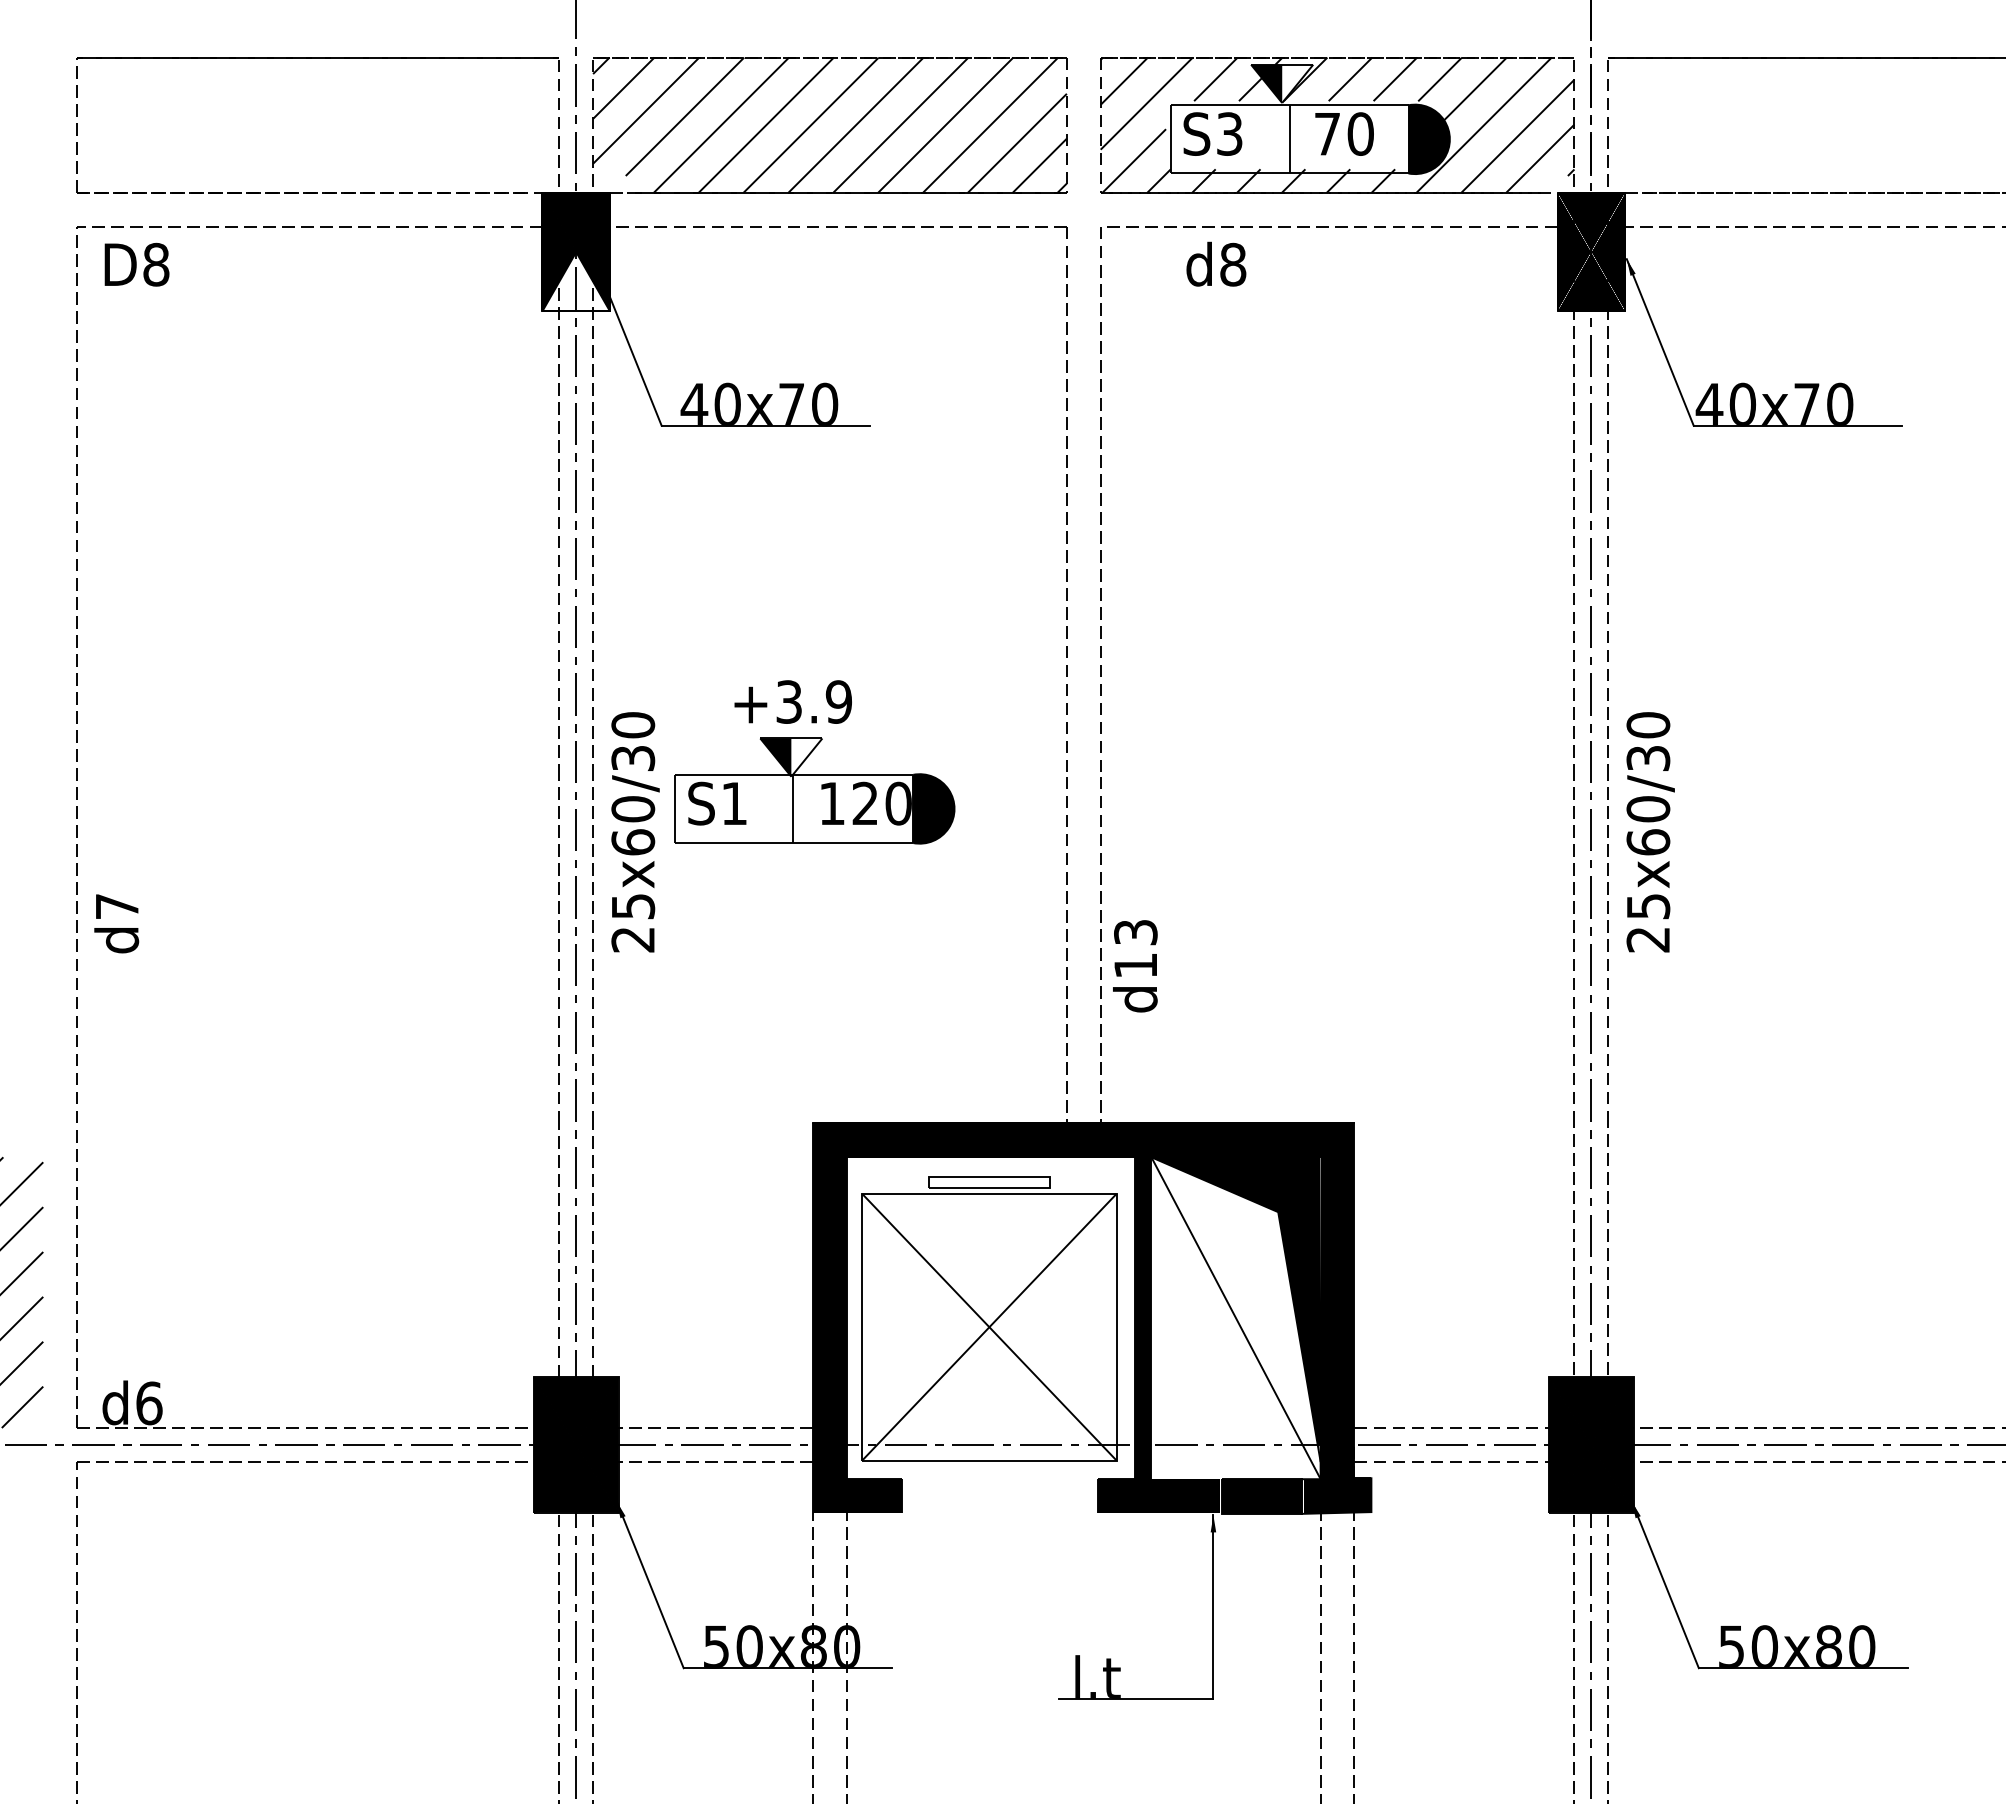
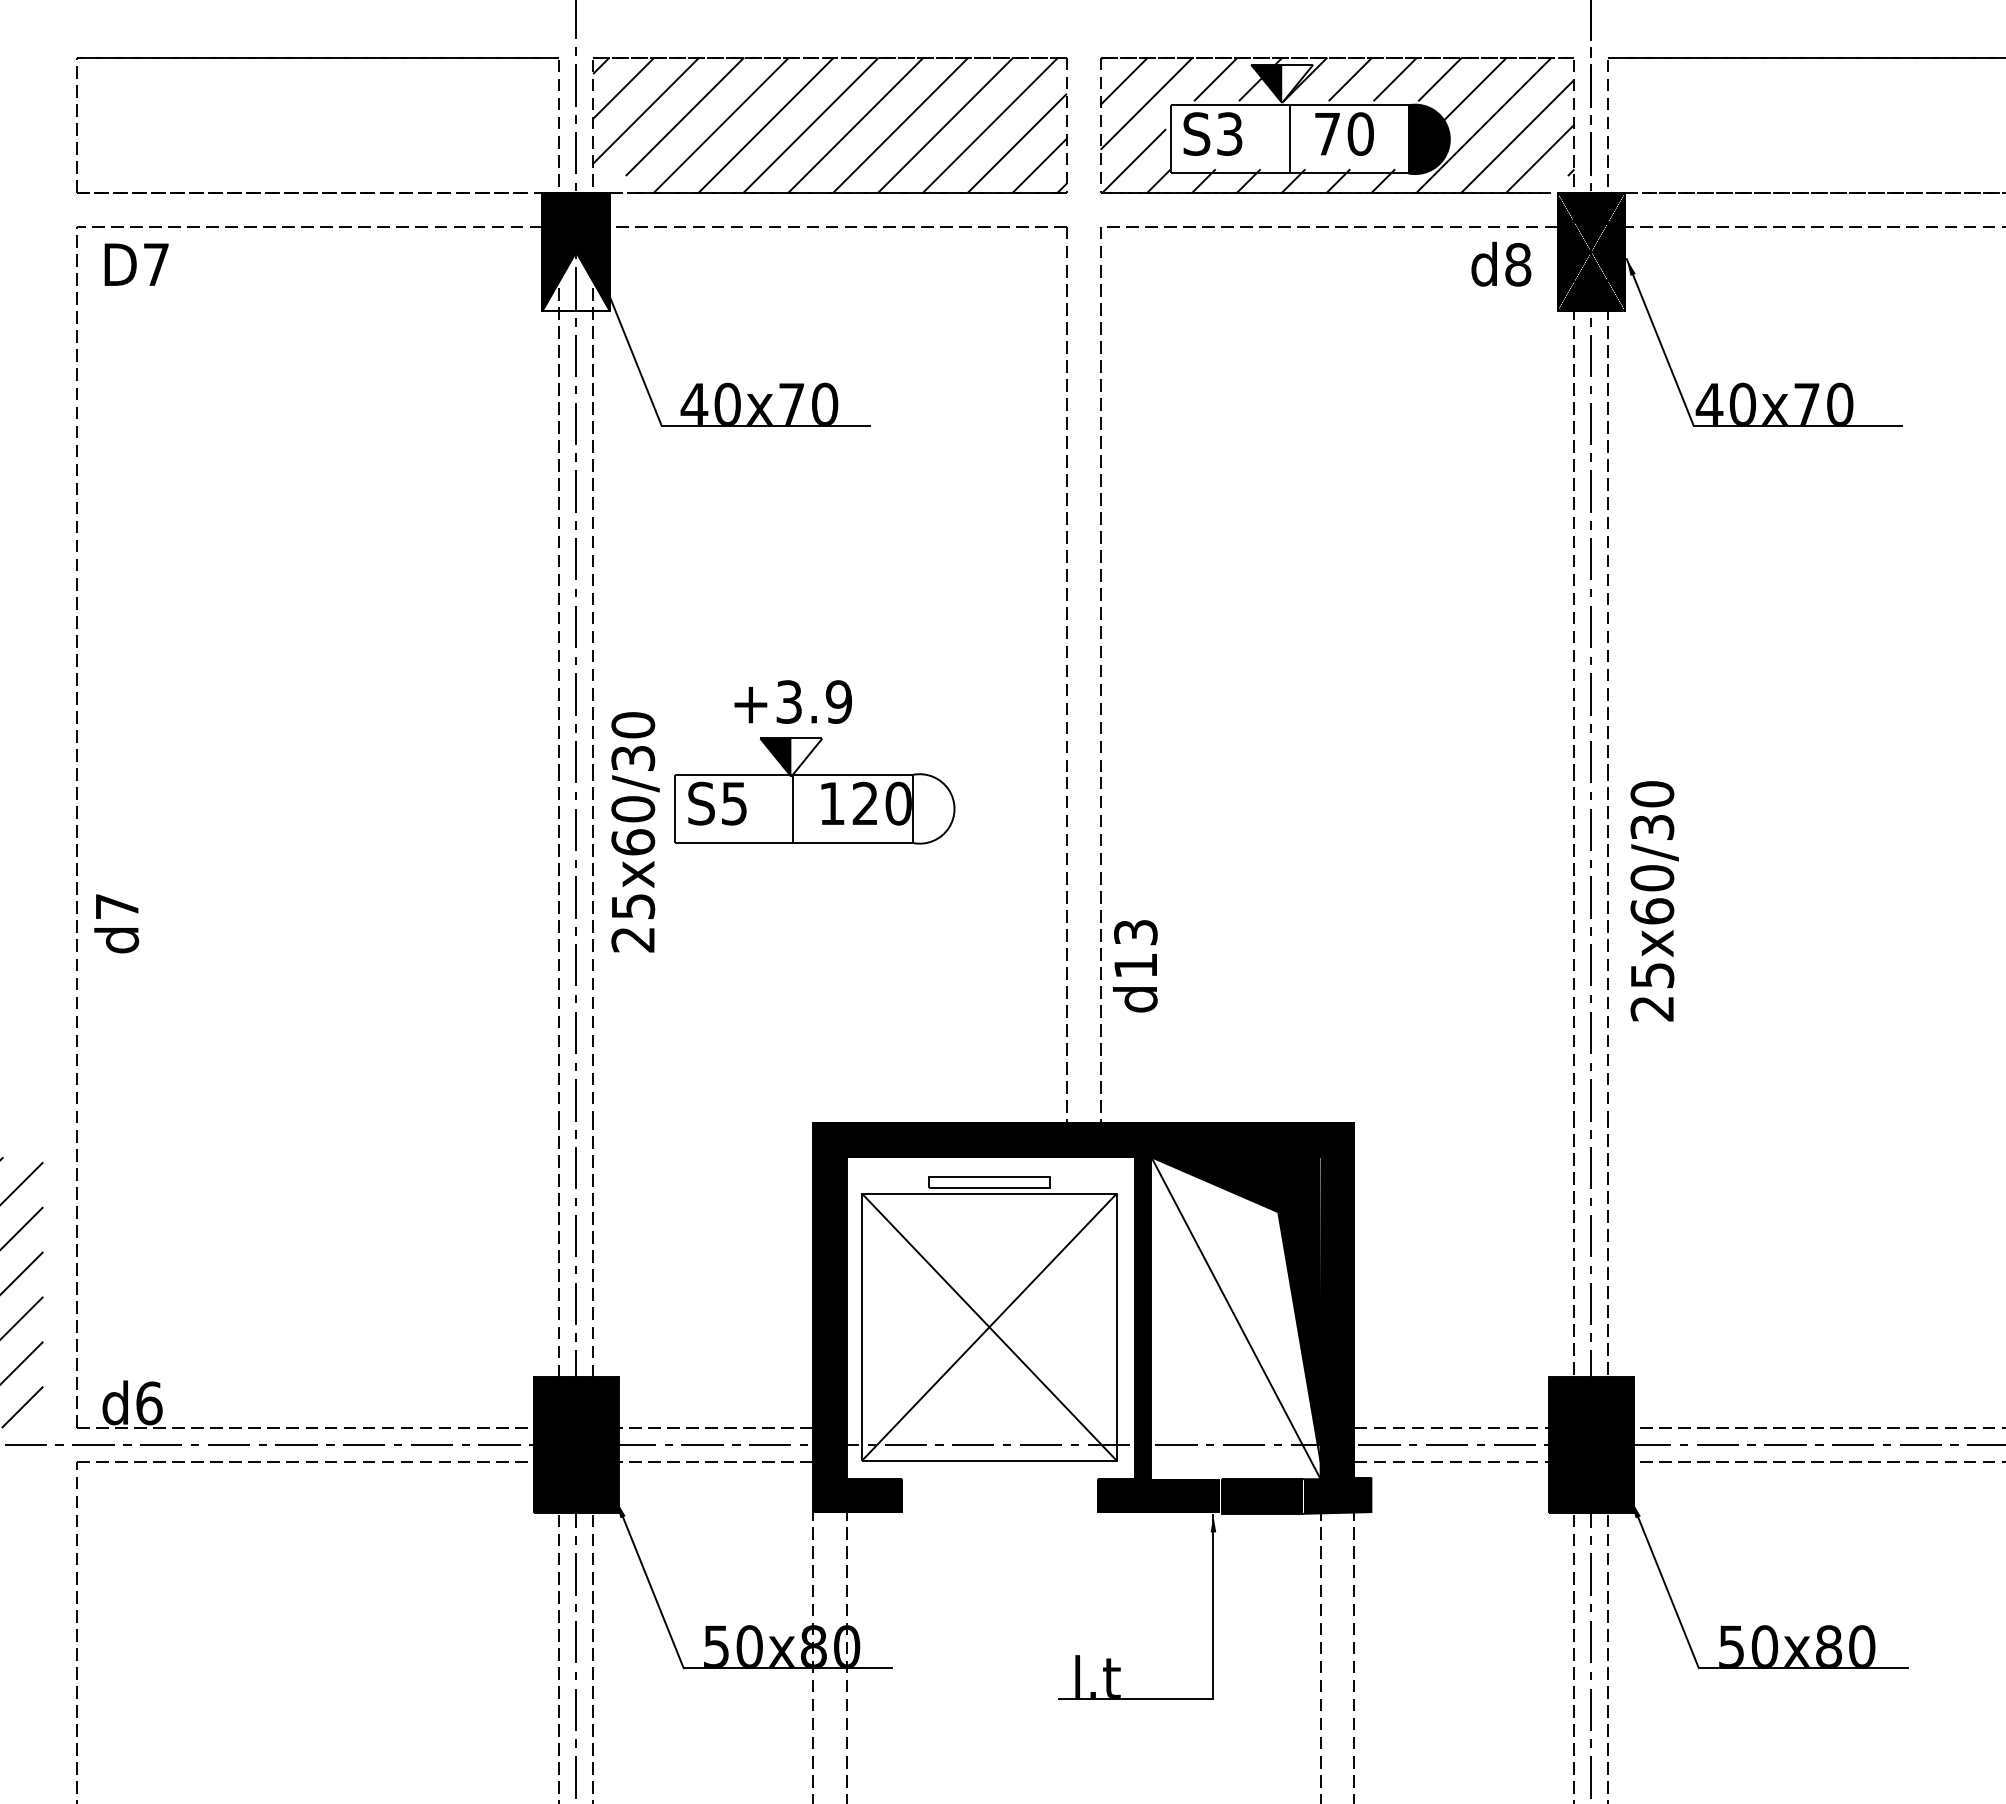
text position: (1216, 263) -> (1501, 263) (1501, 263)
text: D8 -> D7 (156, 264)
text: S1 -> S5 (734, 803)
fill: present -> none (933, 808)
text position: (1650, 832) -> (1654, 901) (1654, 901)
